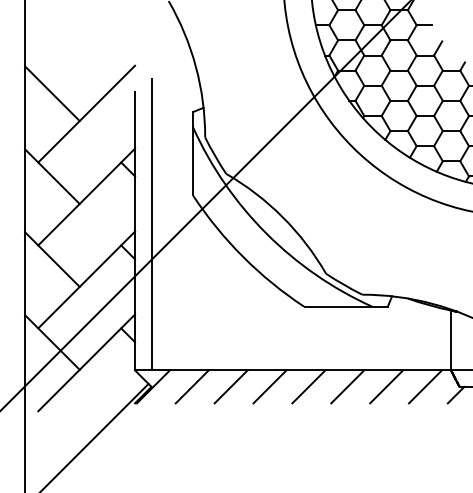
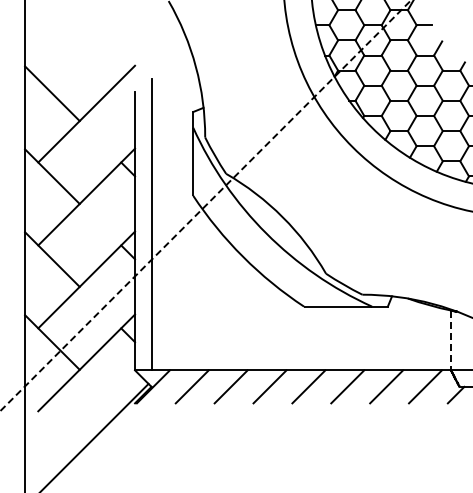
line: solid -> dashed (205, 205)
line: solid -> dashed (451, 340)
